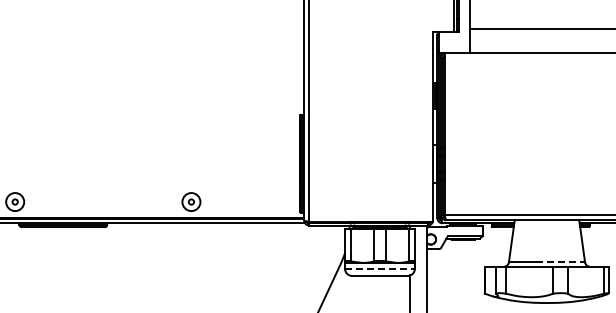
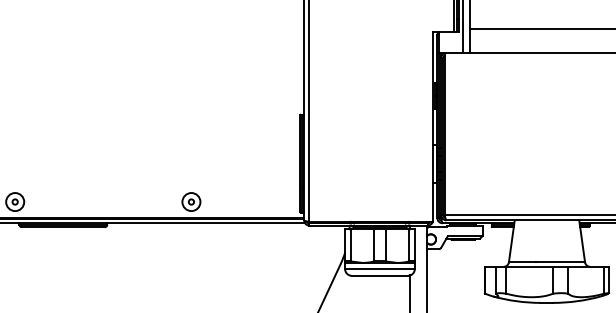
line: none -> present (462, 27)
line: dashed -> solid (560, 262)
line: dashed -> solid (379, 269)
